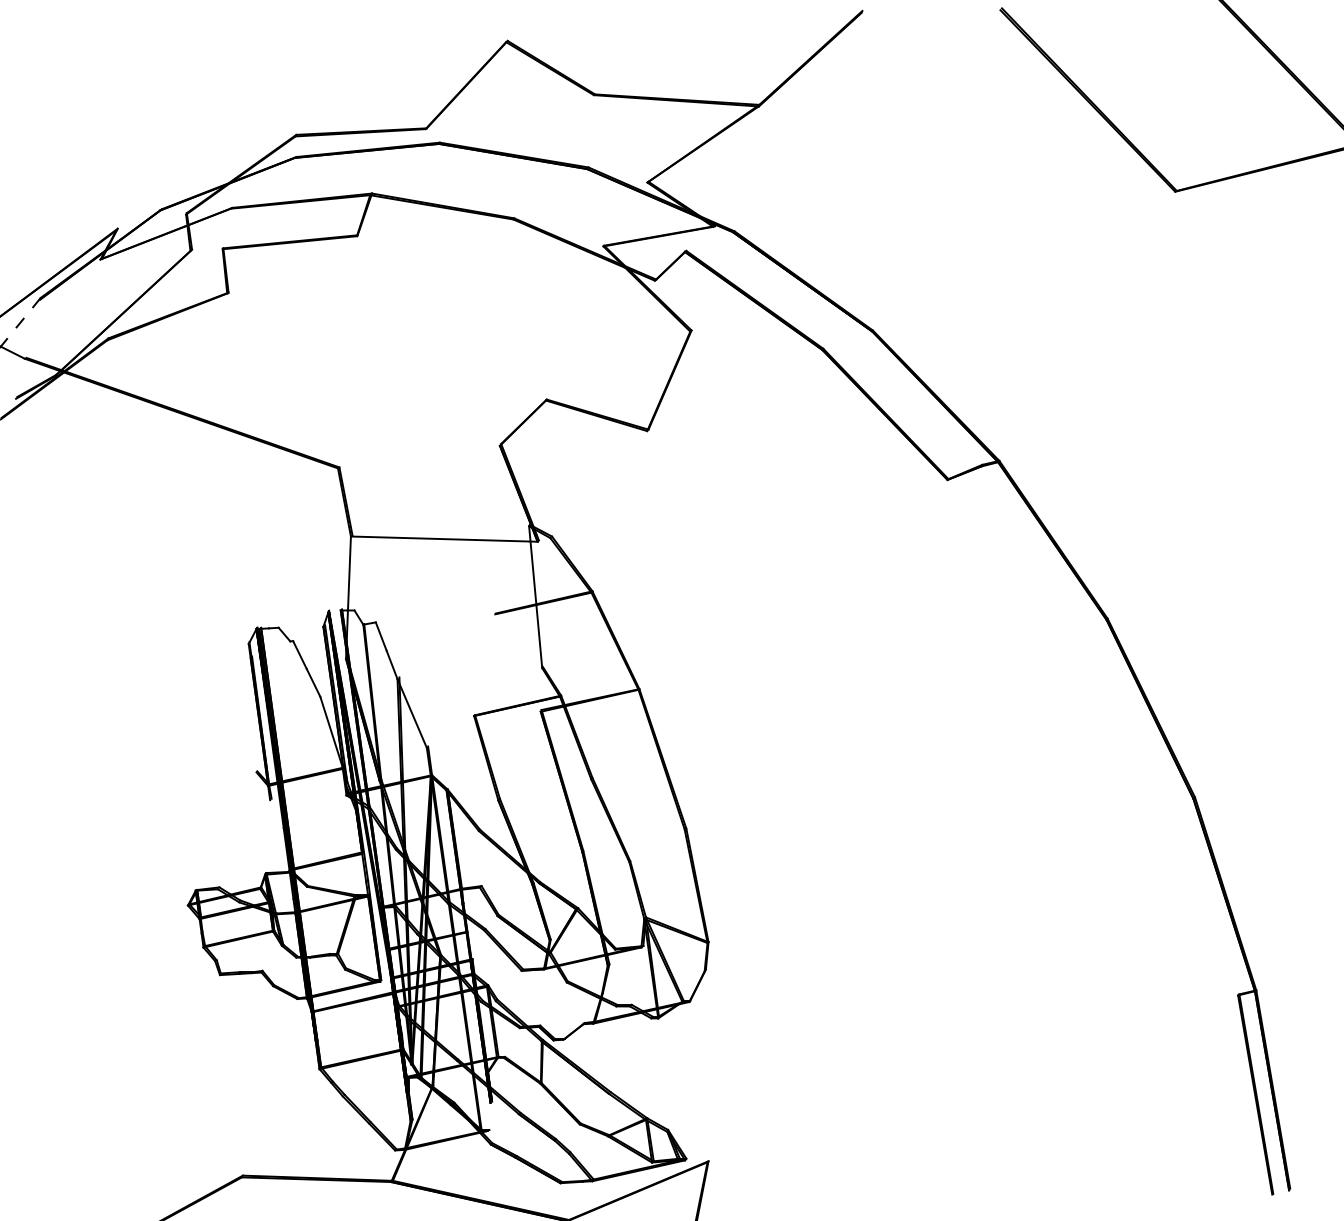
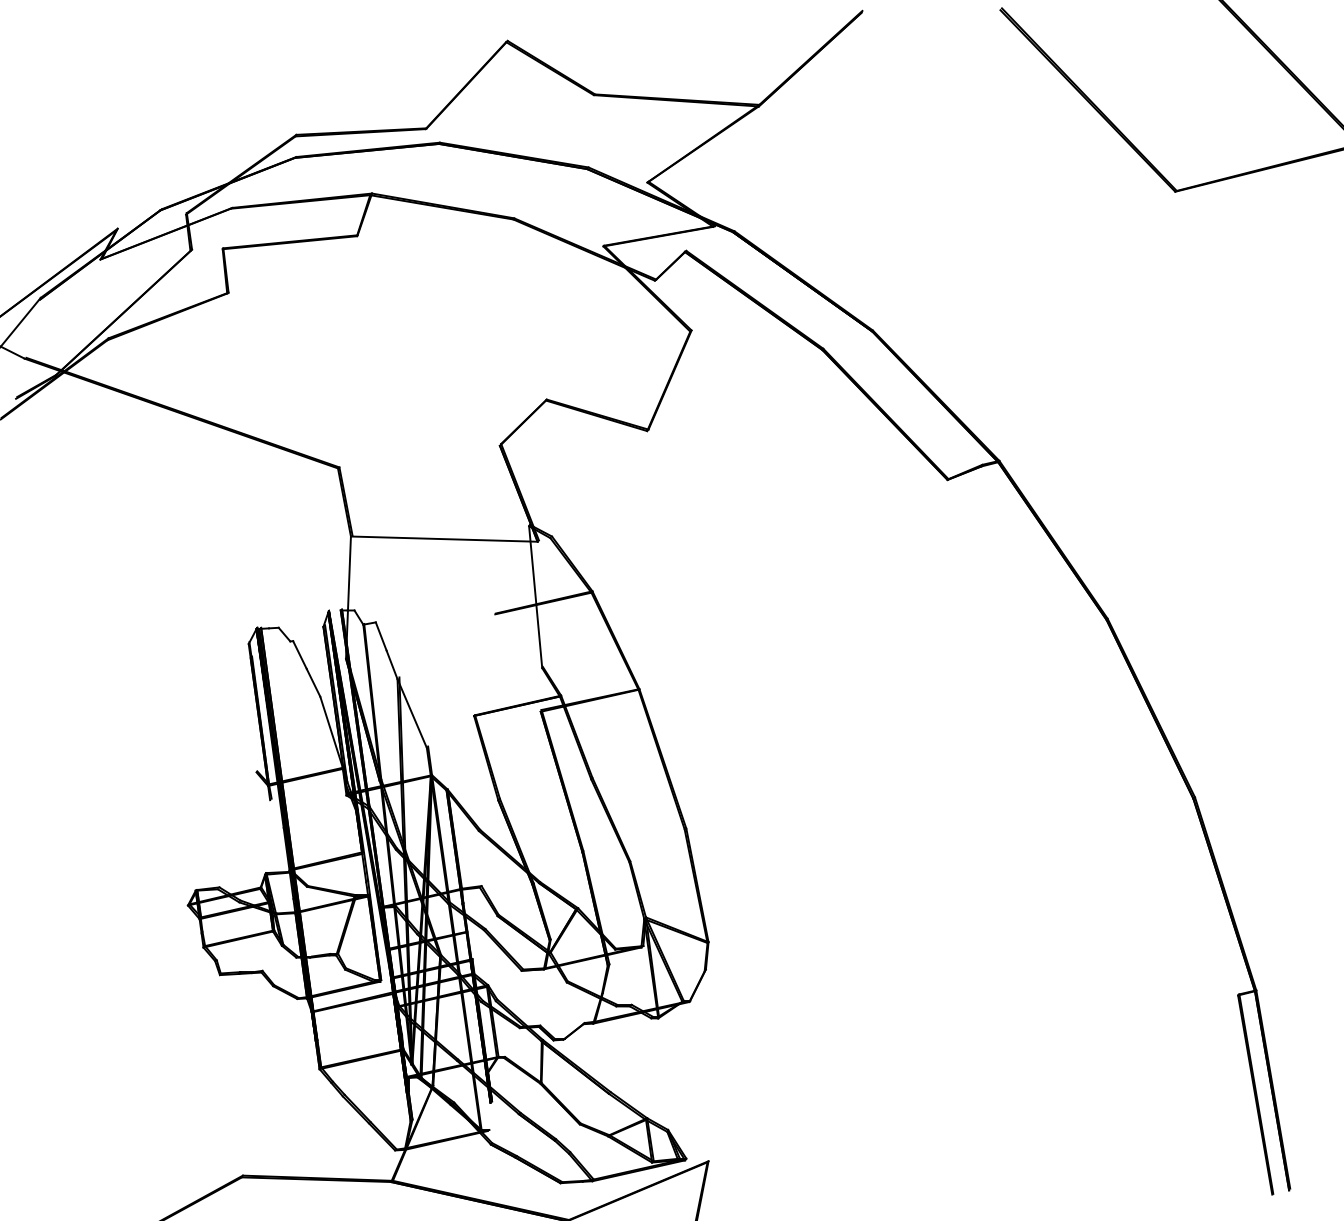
line: dashed -> solid (20, 322)
